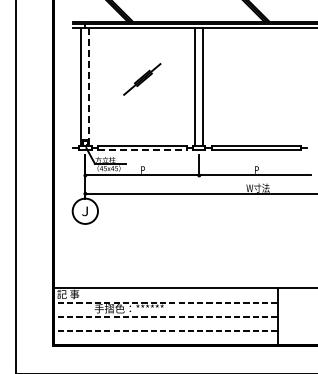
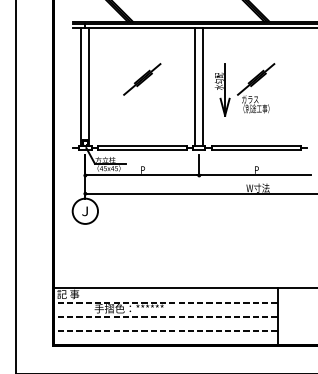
line: dashed -> solid (89, 87)
part: none -> present (244, 89)
line: dashed -> solid (142, 150)
